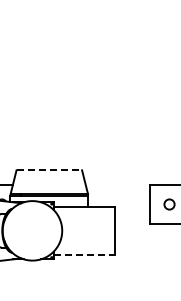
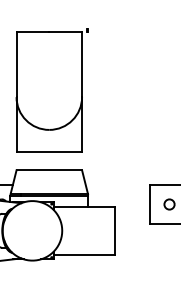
part: none -> present (51, 90)
line: dashed -> solid (49, 170)
line: dashed -> solid (84, 255)
